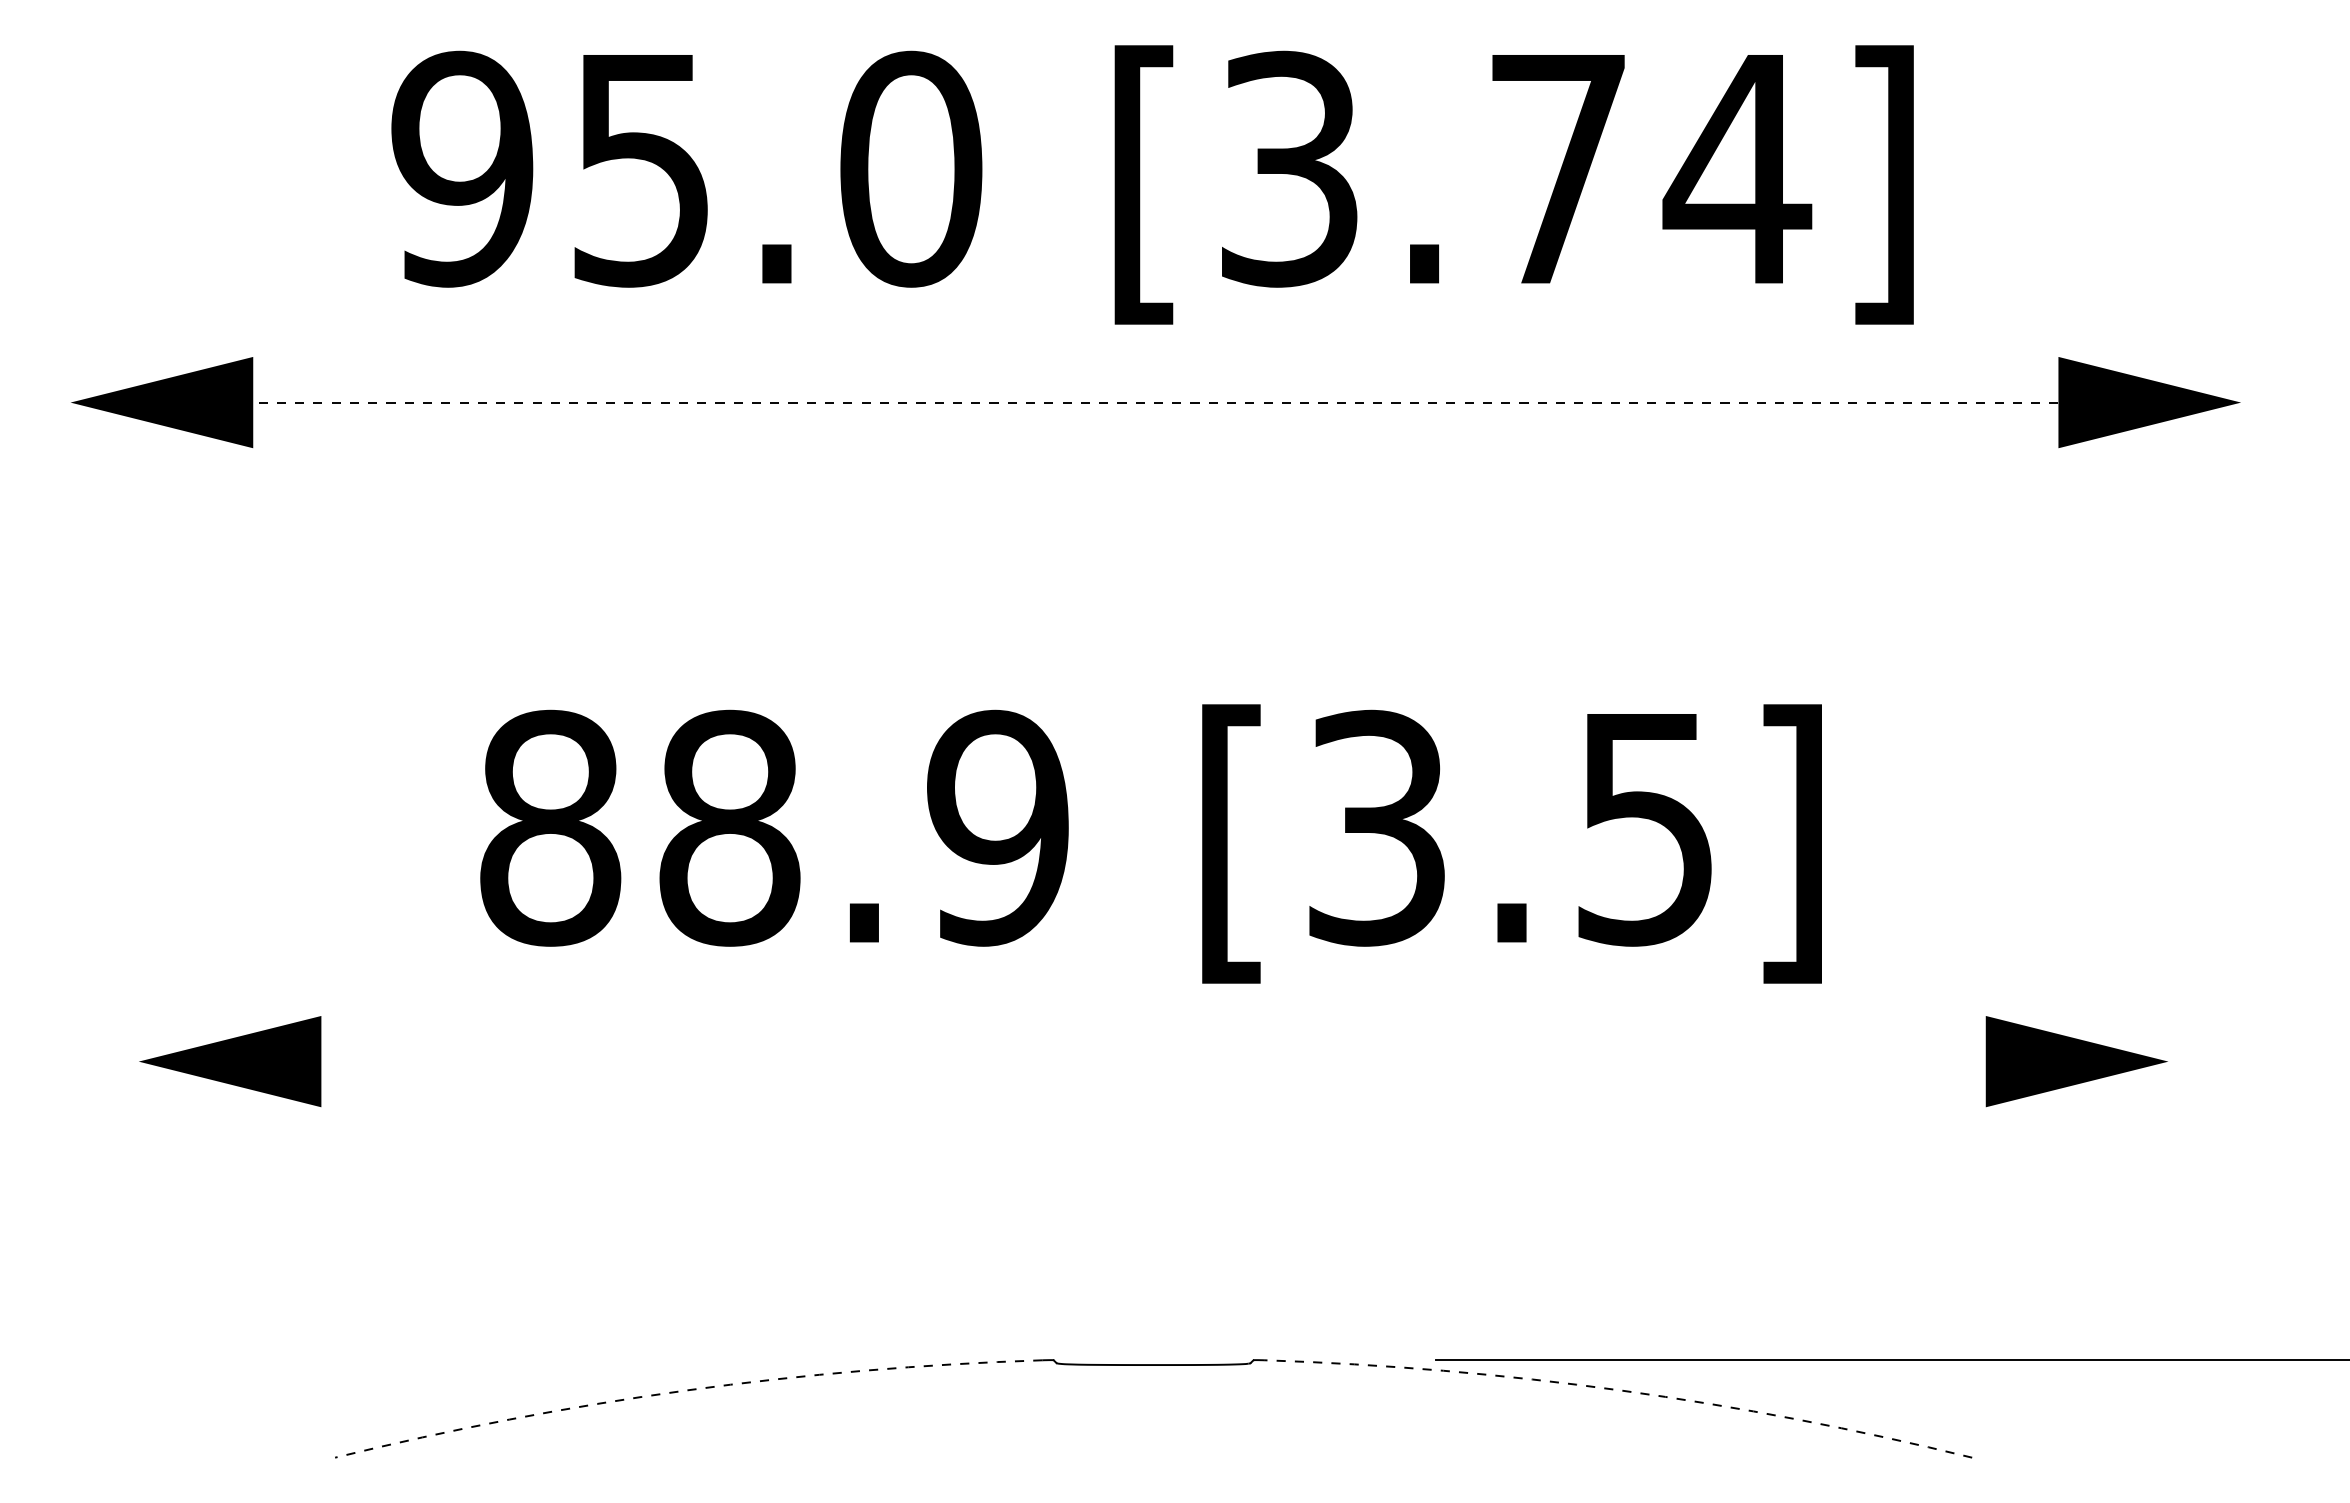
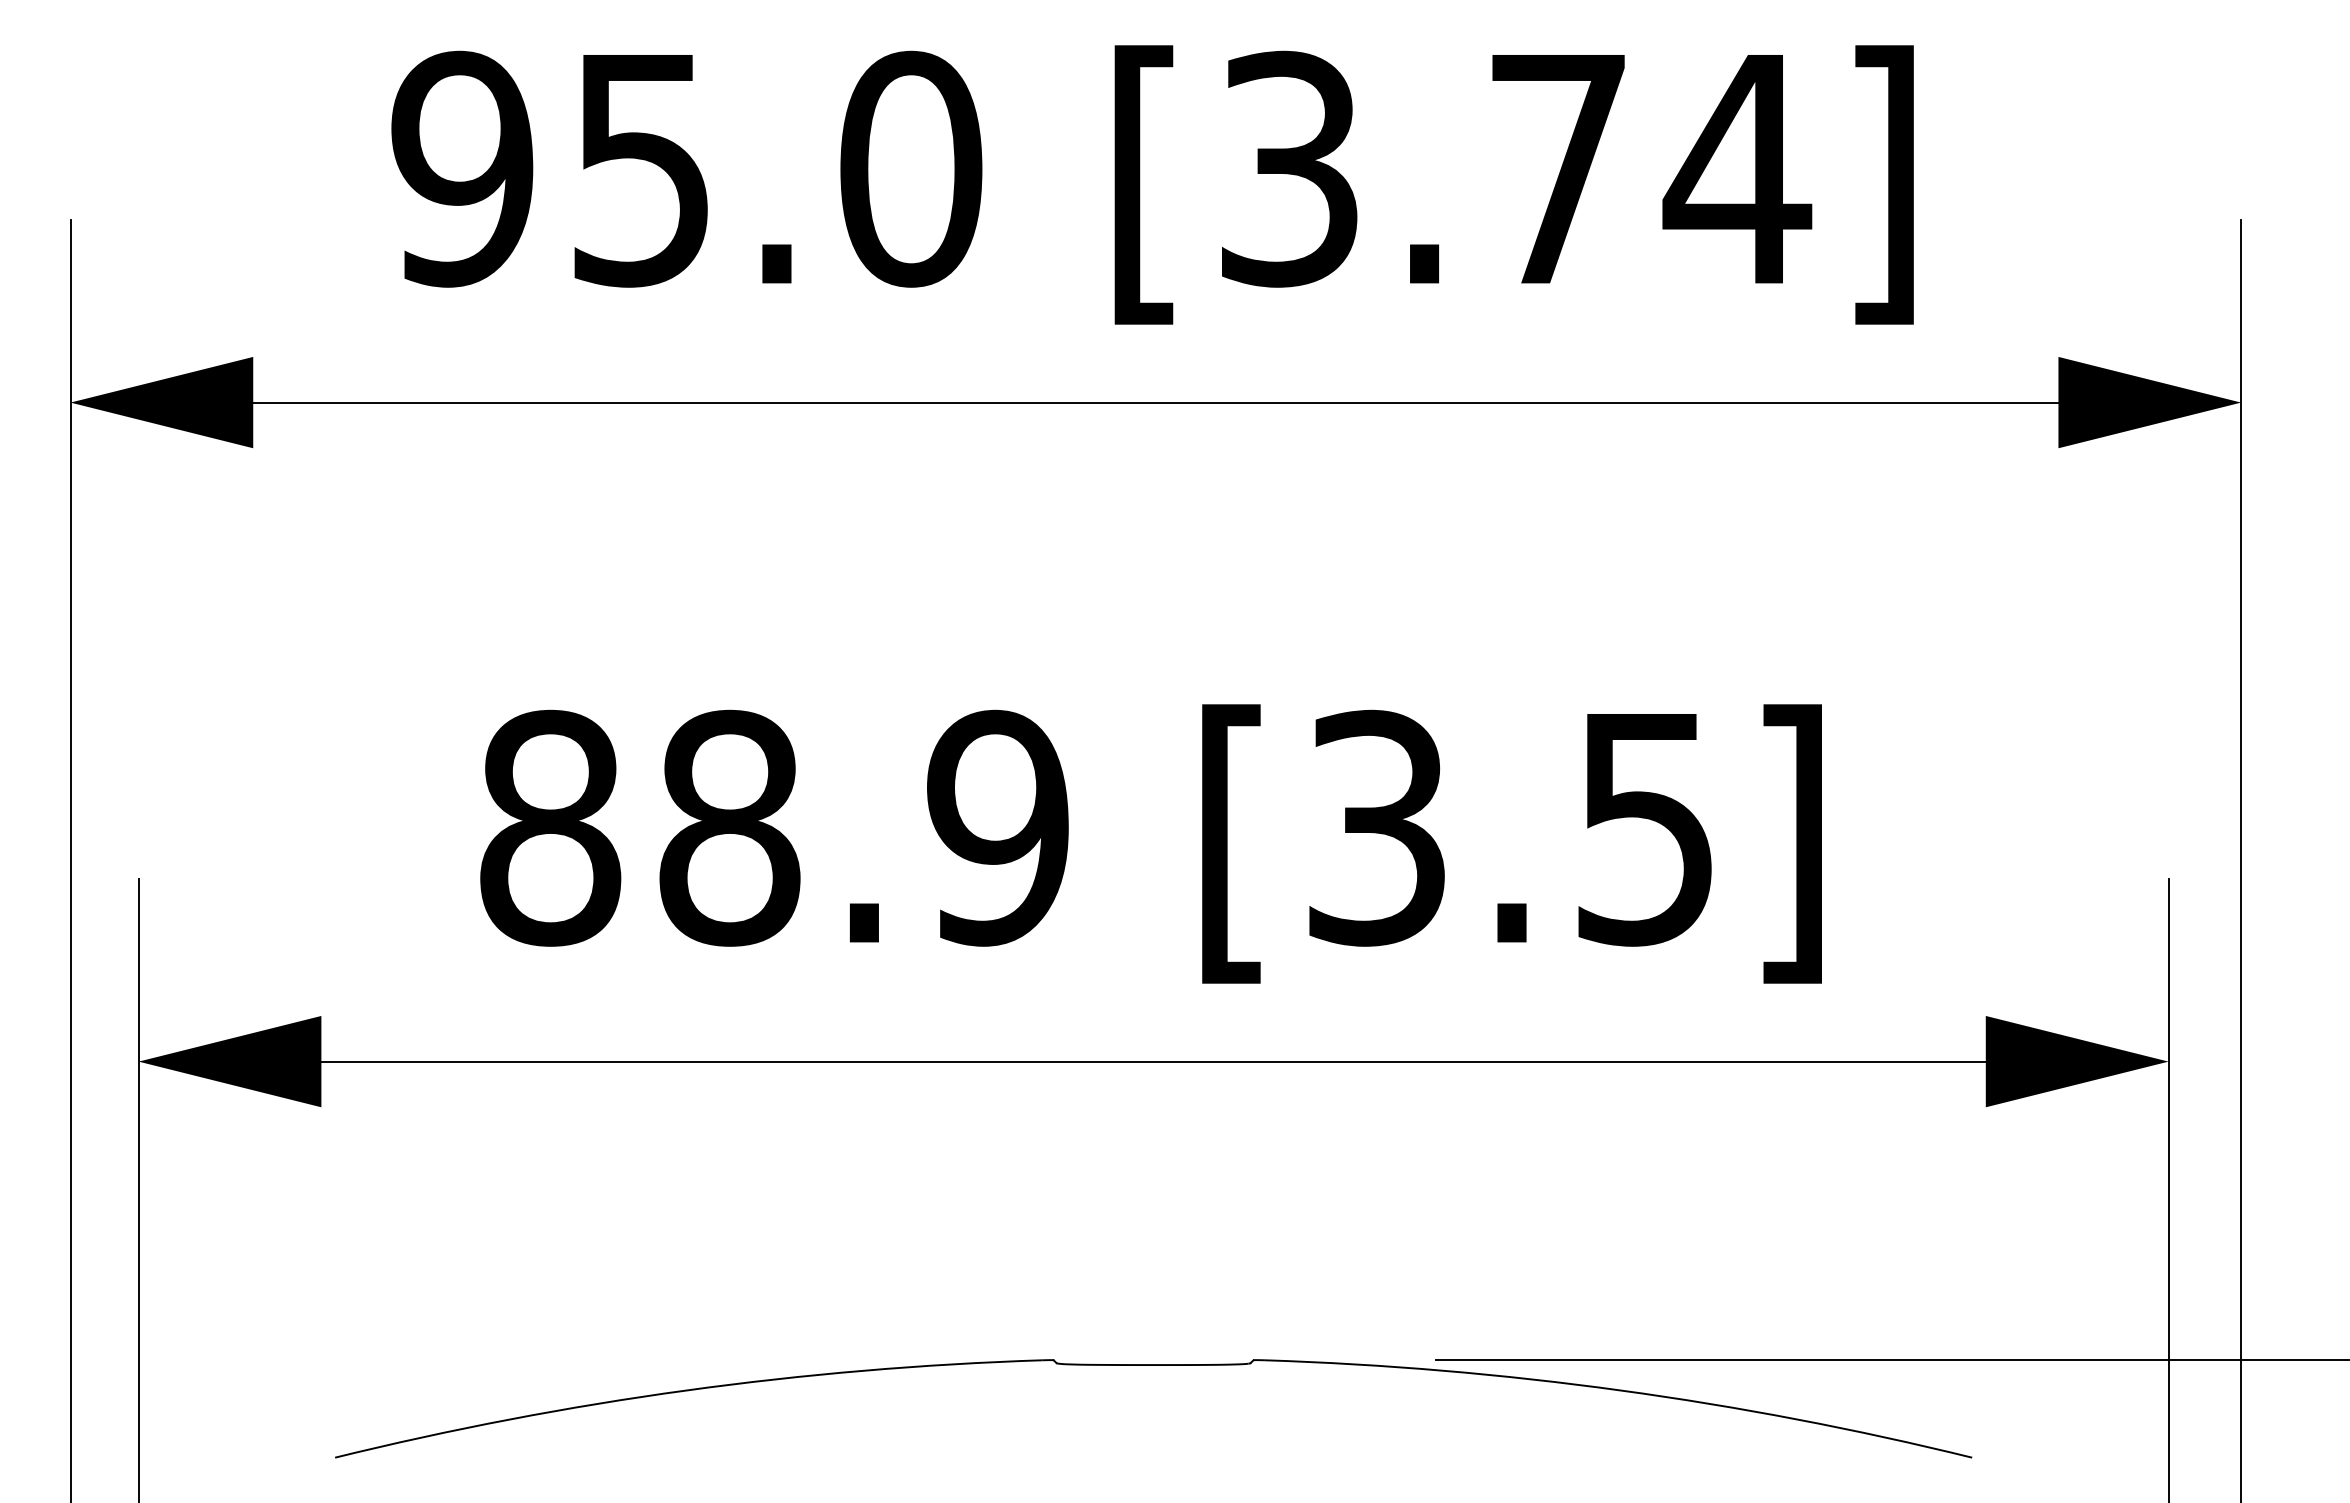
line: dashed -> solid (1155, 402)
line: none -> present (70, 859)
line: none -> present (2241, 859)
line: none -> present (1153, 1061)
line: none -> present (138, 1188)
line: none -> present (2168, 1188)
arc: dashed -> solid (686, 1390)
arc: dashed -> solid (1621, 1390)
